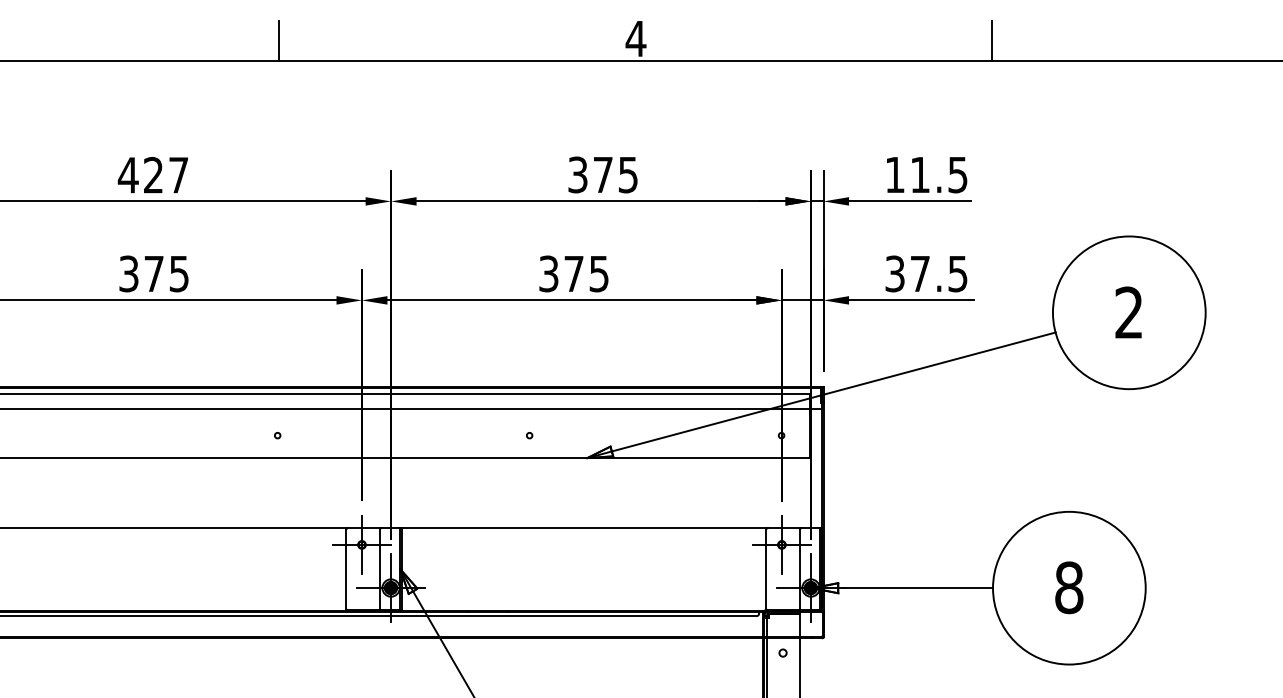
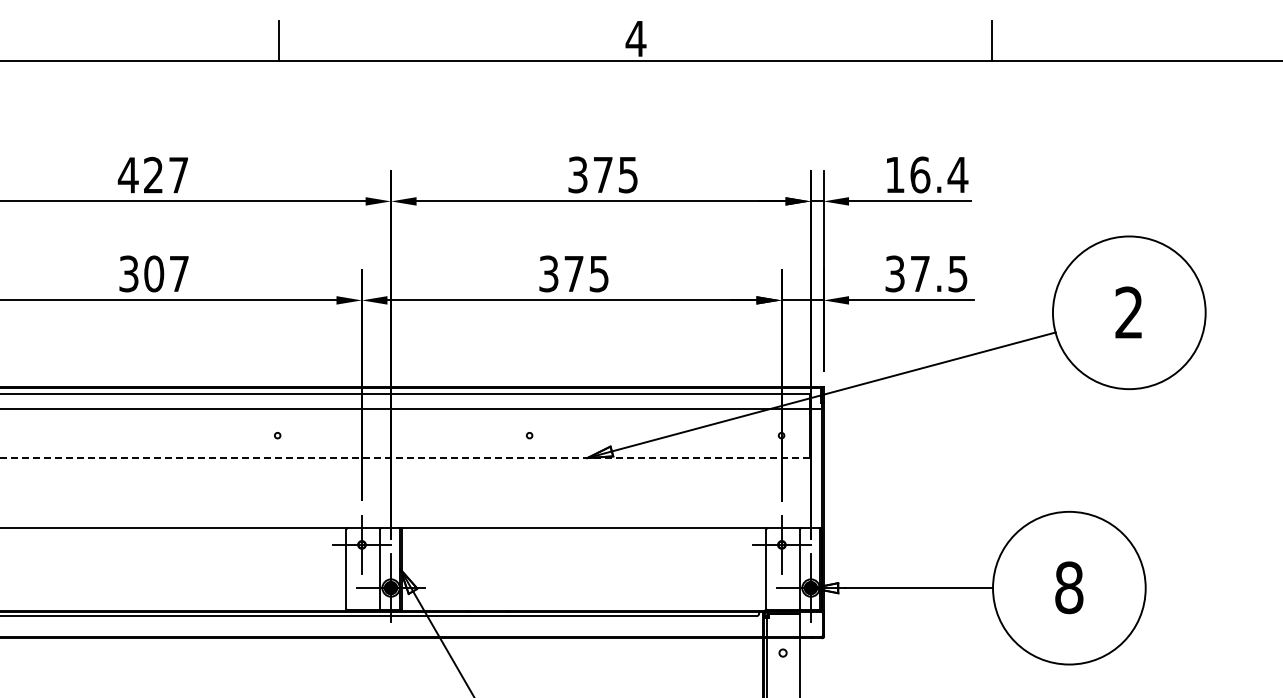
text: 11.5 -> 16.4 (939, 174)
text: 375 -> 307 (166, 273)
line: solid -> dashed (405, 458)
